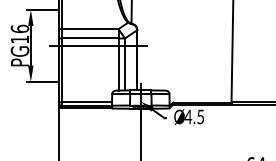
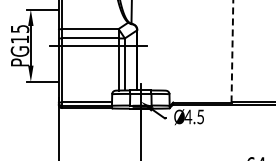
text: PG16 -> PG15 (19, 28)
line: solid -> dashed (232, 51)
